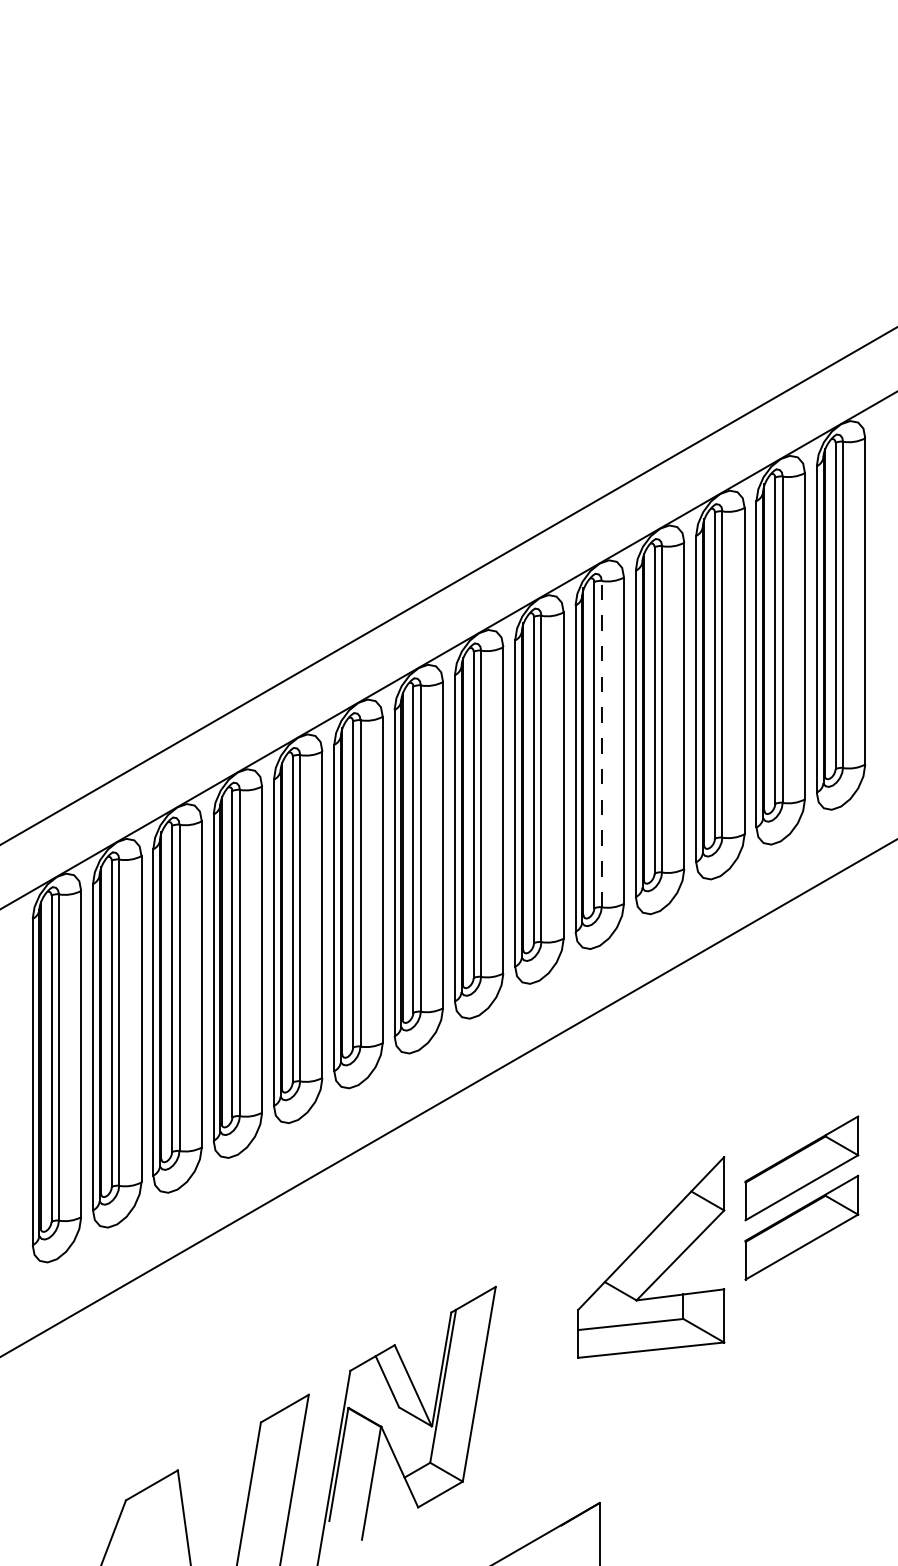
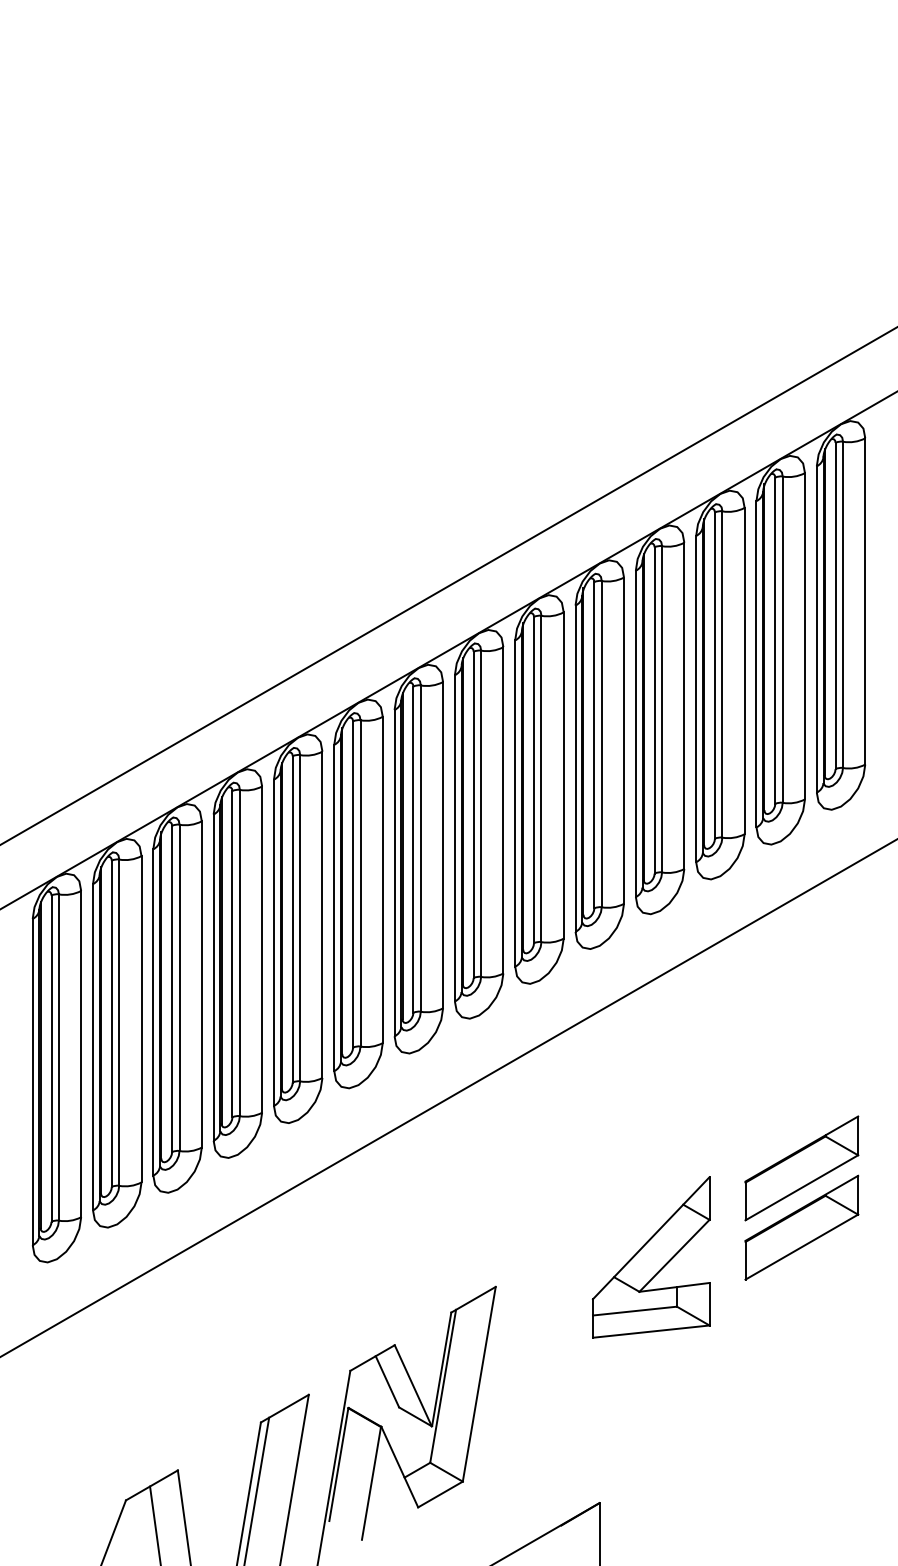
line: dashed -> solid (601, 743)
part size: 149x203 px -> 120x163 px (650, 1257)
line: none -> present (256, 1489)
line: none -> present (155, 1524)
